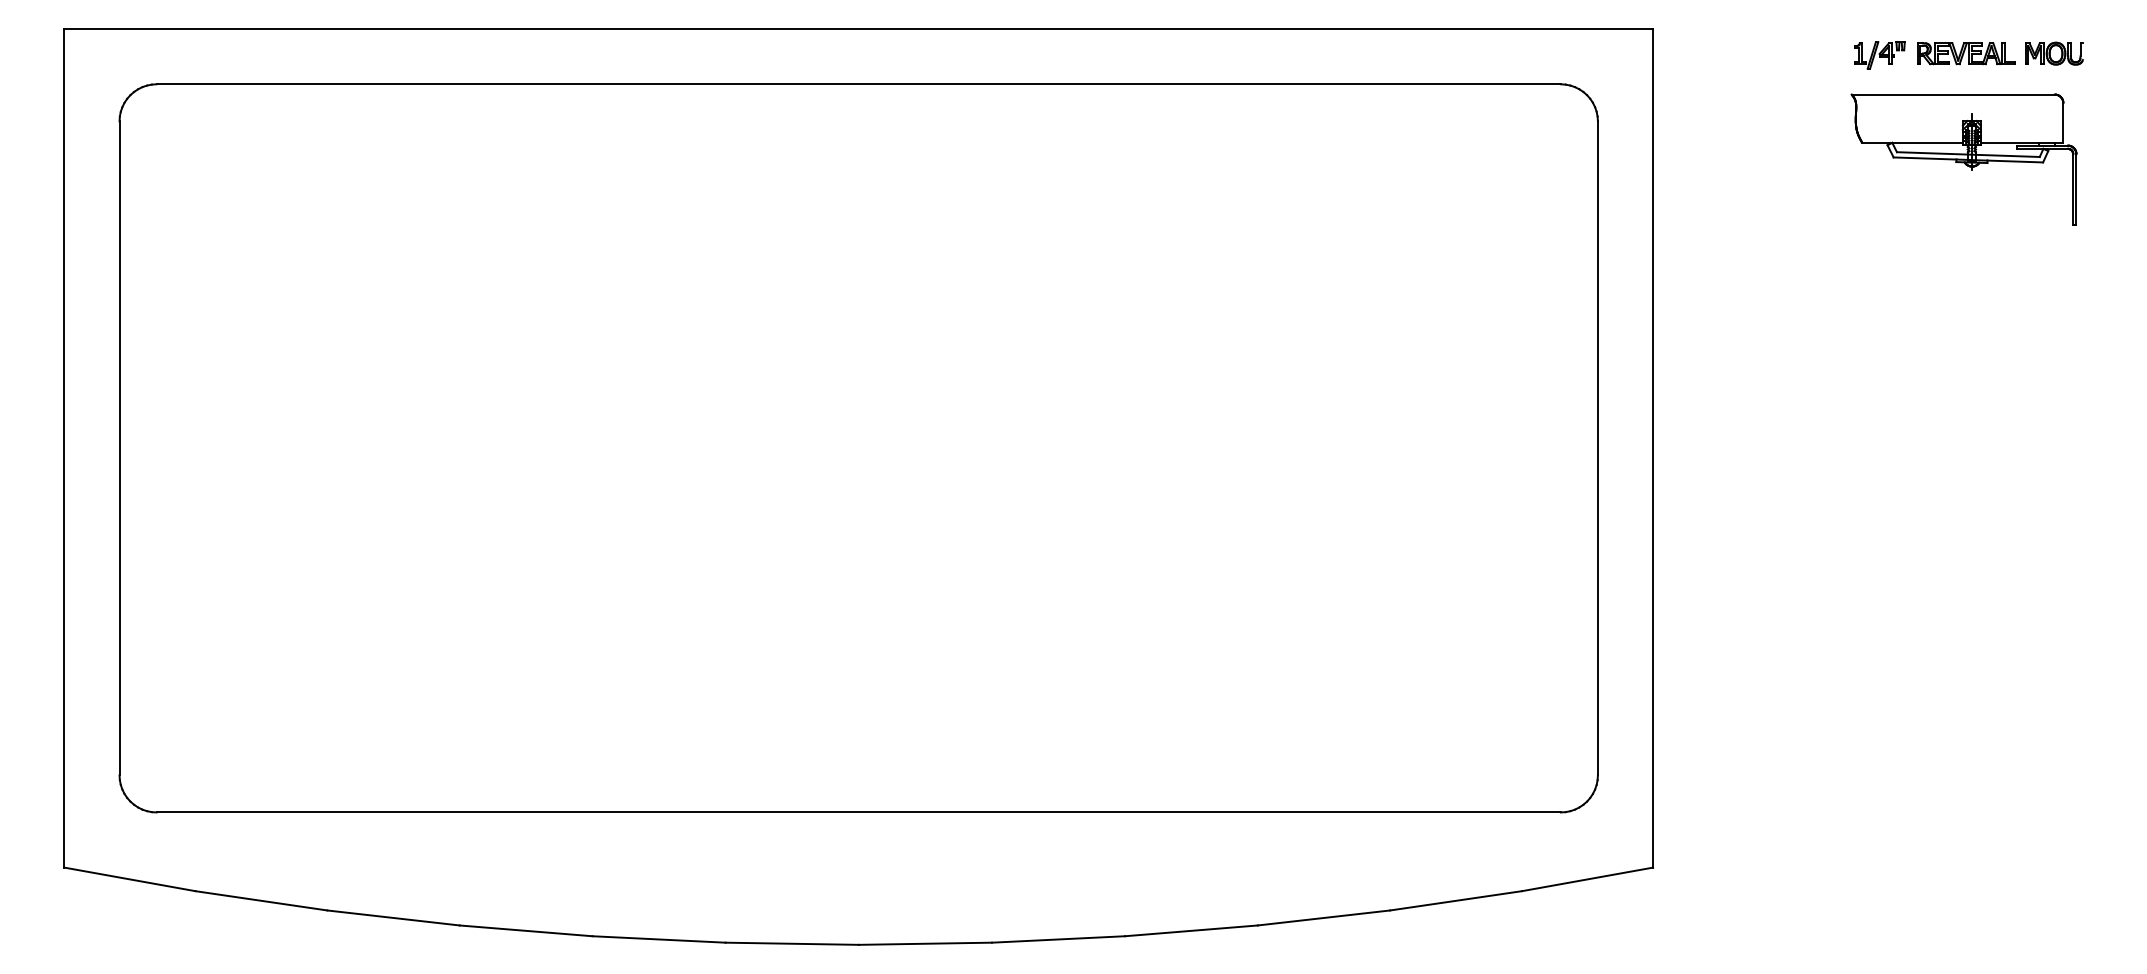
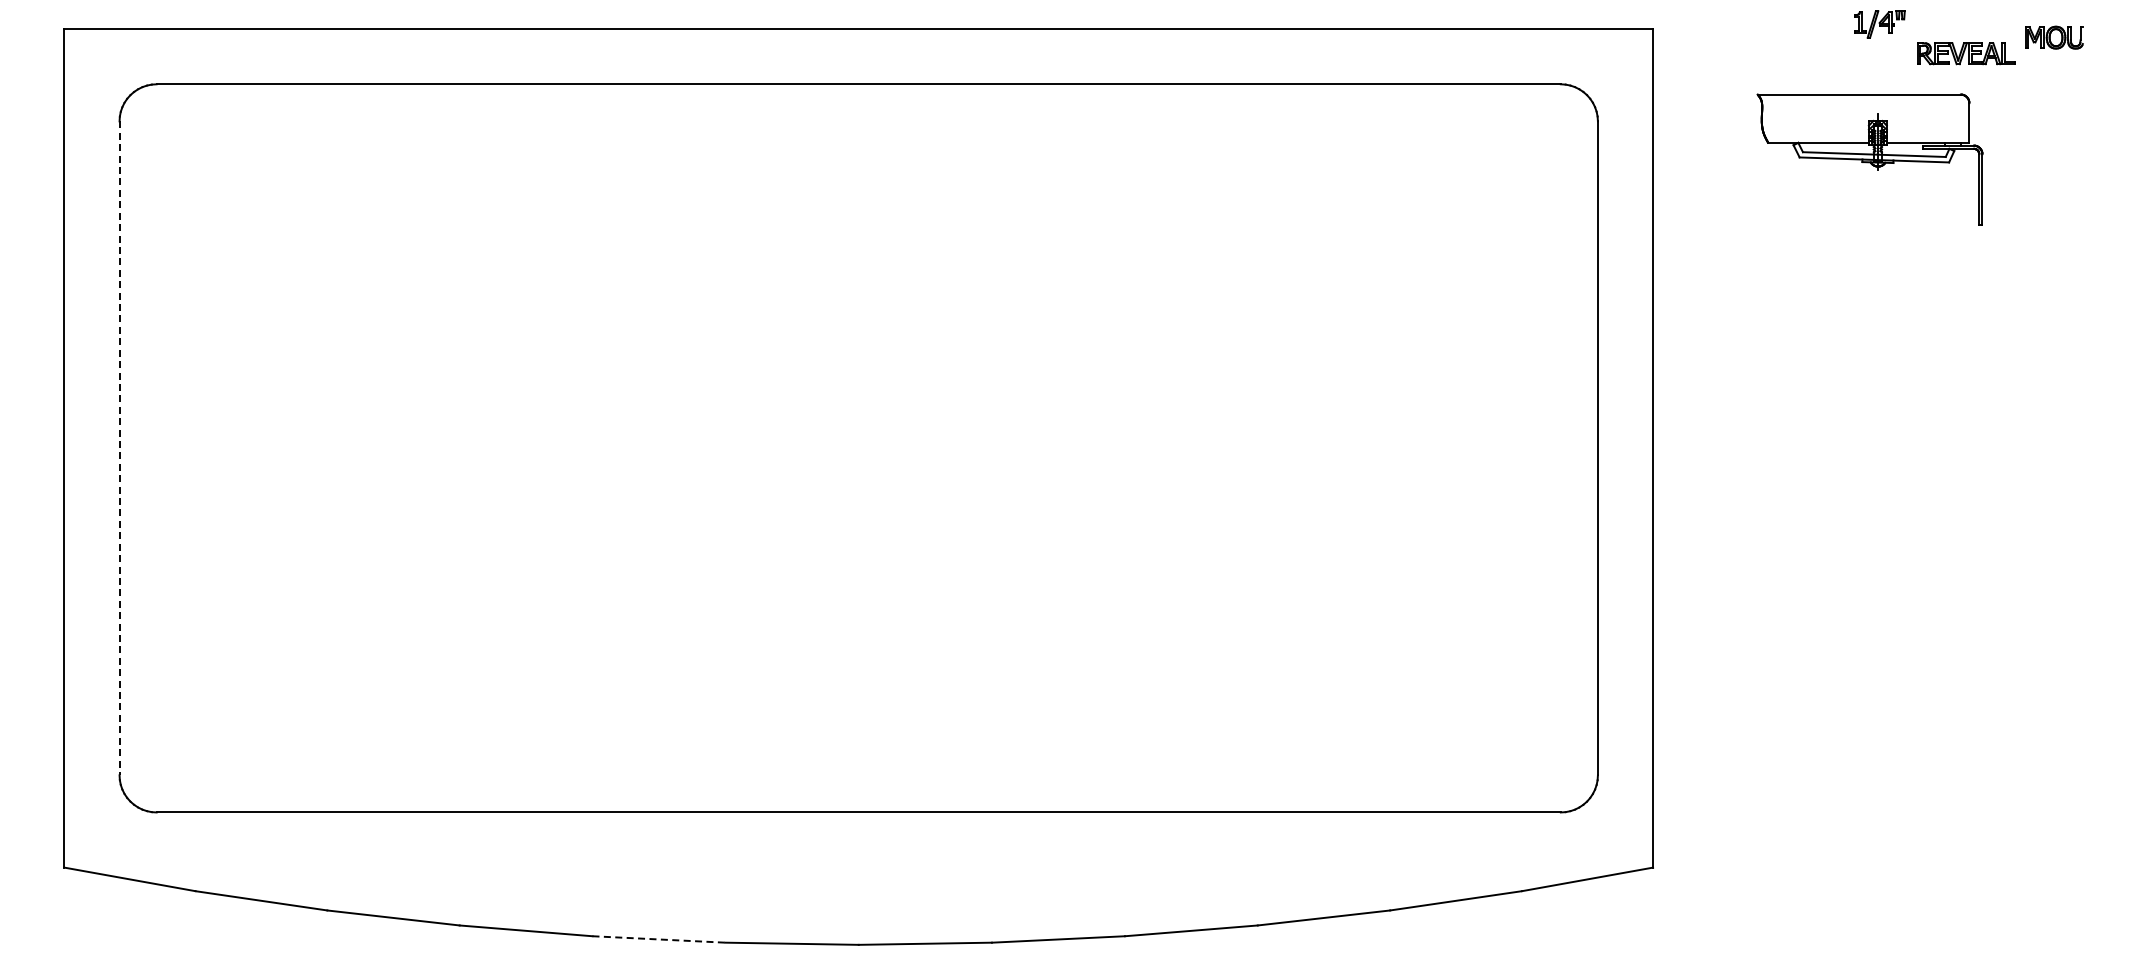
part position: (2054, 53) -> (2054, 37) (2054, 37)
part position: (1879, 55) -> (1879, 24) (1879, 24)
part position: (1963, 159) -> (1869, 159) (1869, 159)
line: solid -> dashed (119, 448)
line: solid -> dashed (658, 939)
